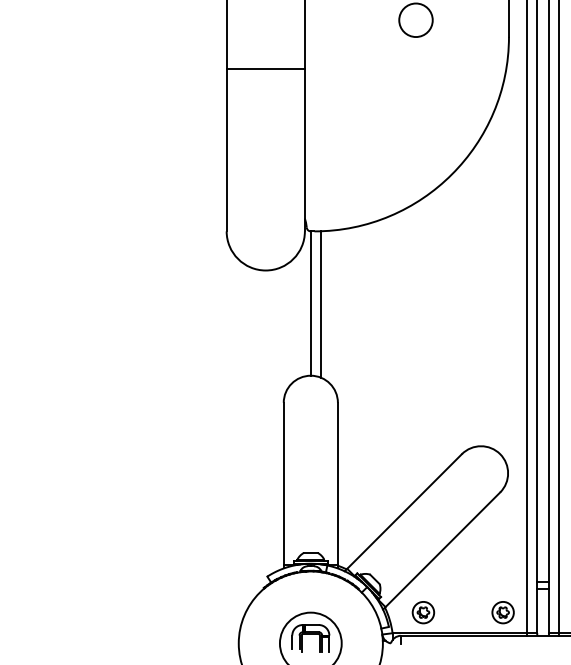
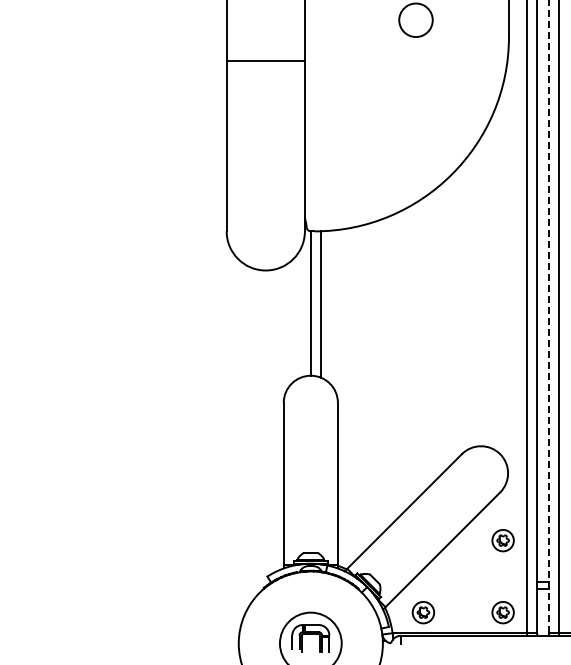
line position: (265, 69) -> (265, 61) (265, 61)
line: solid -> dashed (548, 316)
part: none -> present (502, 540)
